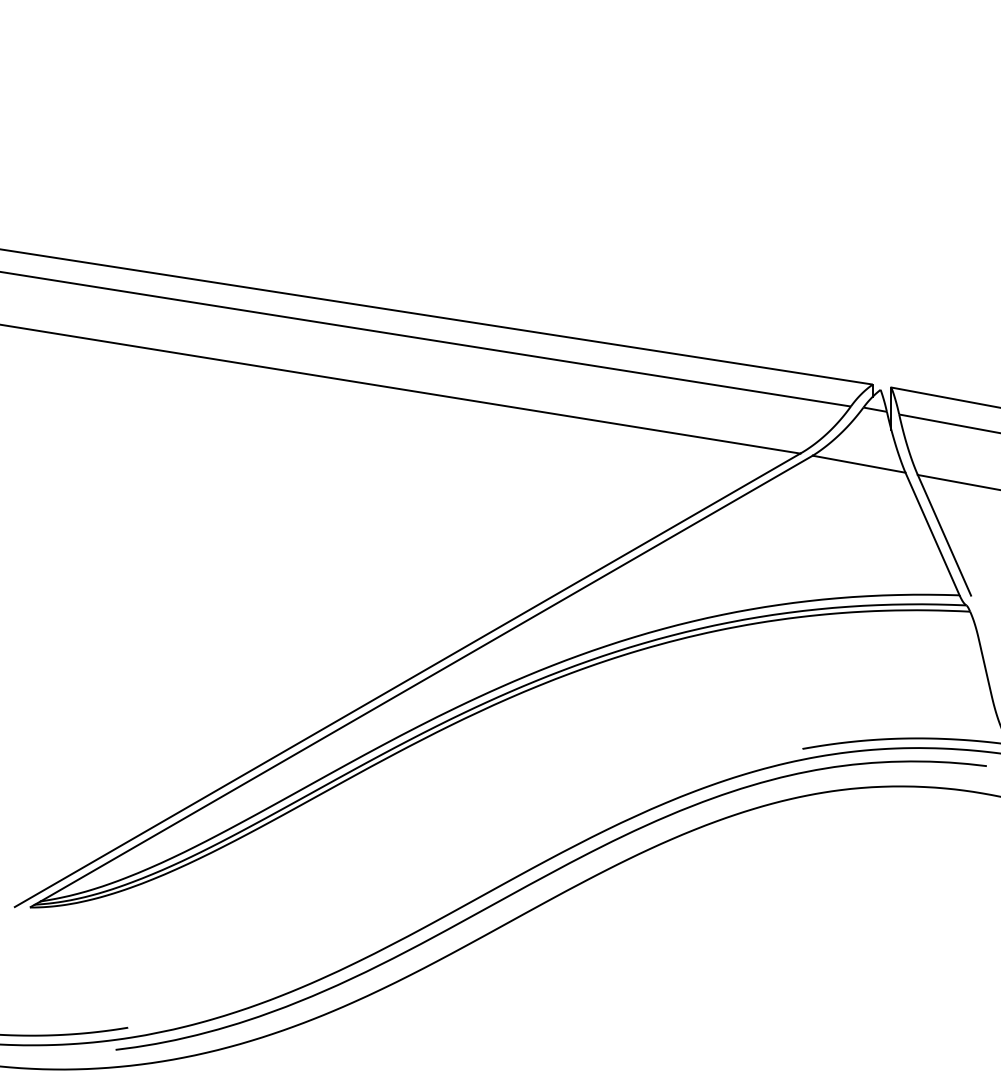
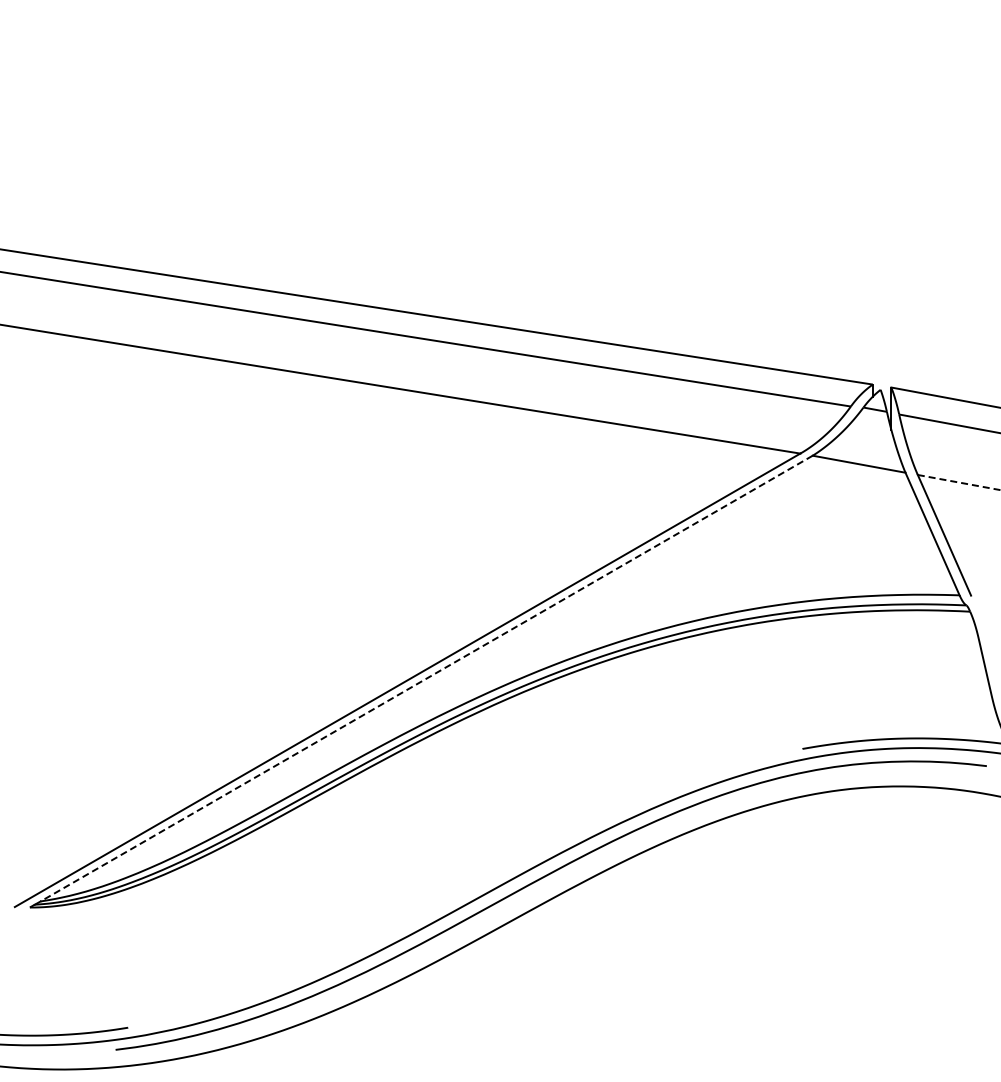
line: solid -> dashed (959, 482)
line: solid -> dashed (426, 678)
